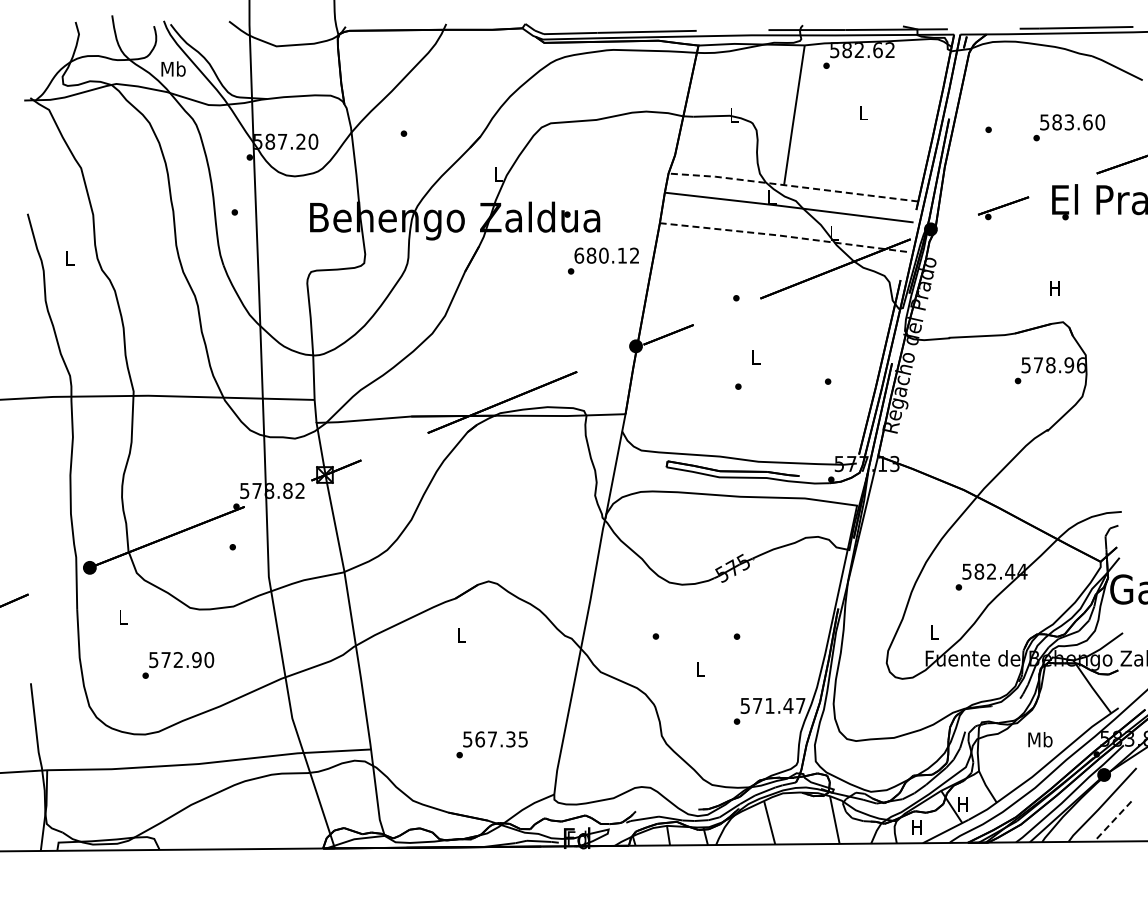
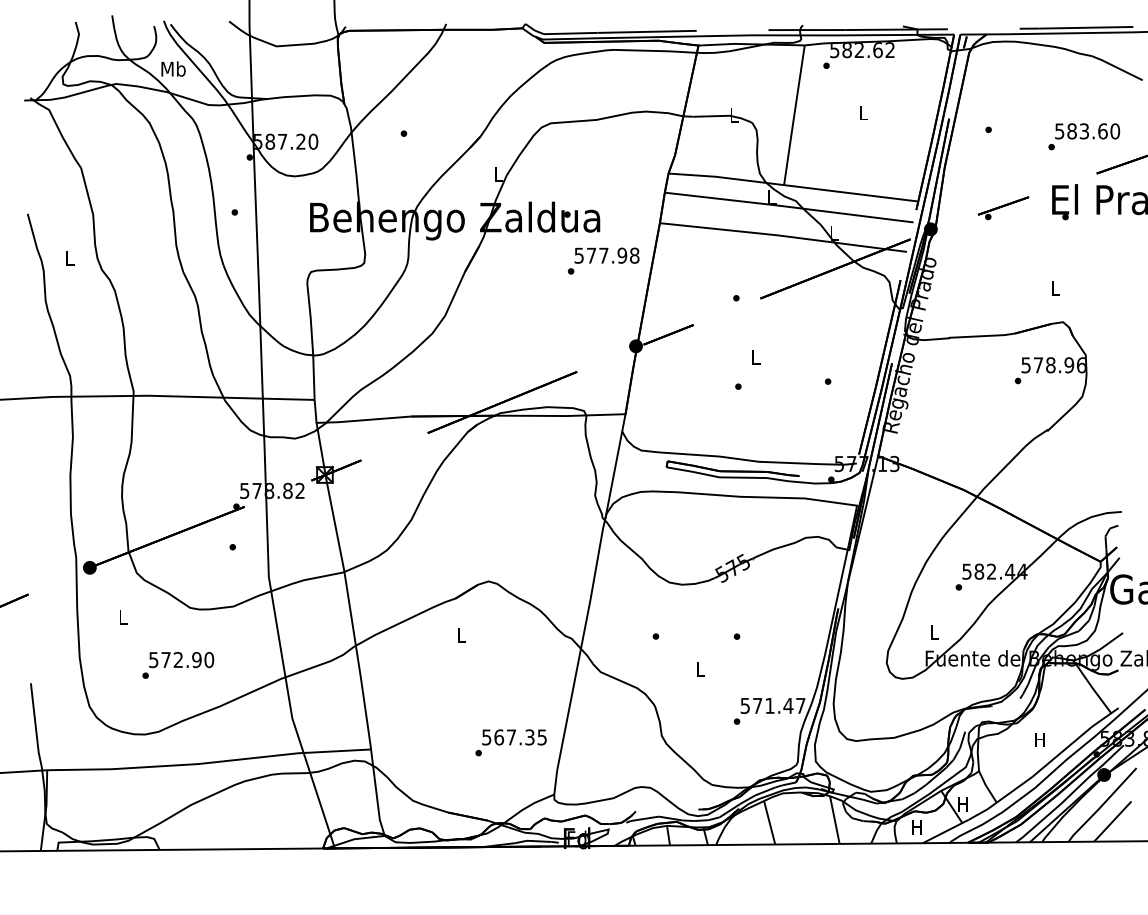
text position: (1069, 127) -> (1084, 136) (1084, 136)
line: dashed -> solid (792, 186)
line: dashed -> solid (782, 235)
text: 680.12 -> 577.98 (606, 255)
text: H -> L (1054, 288)
text: Mb -> H (1040, 739)
text position: (491, 744) -> (510, 742) (510, 742)
line: dashed -> solid (1112, 821)
